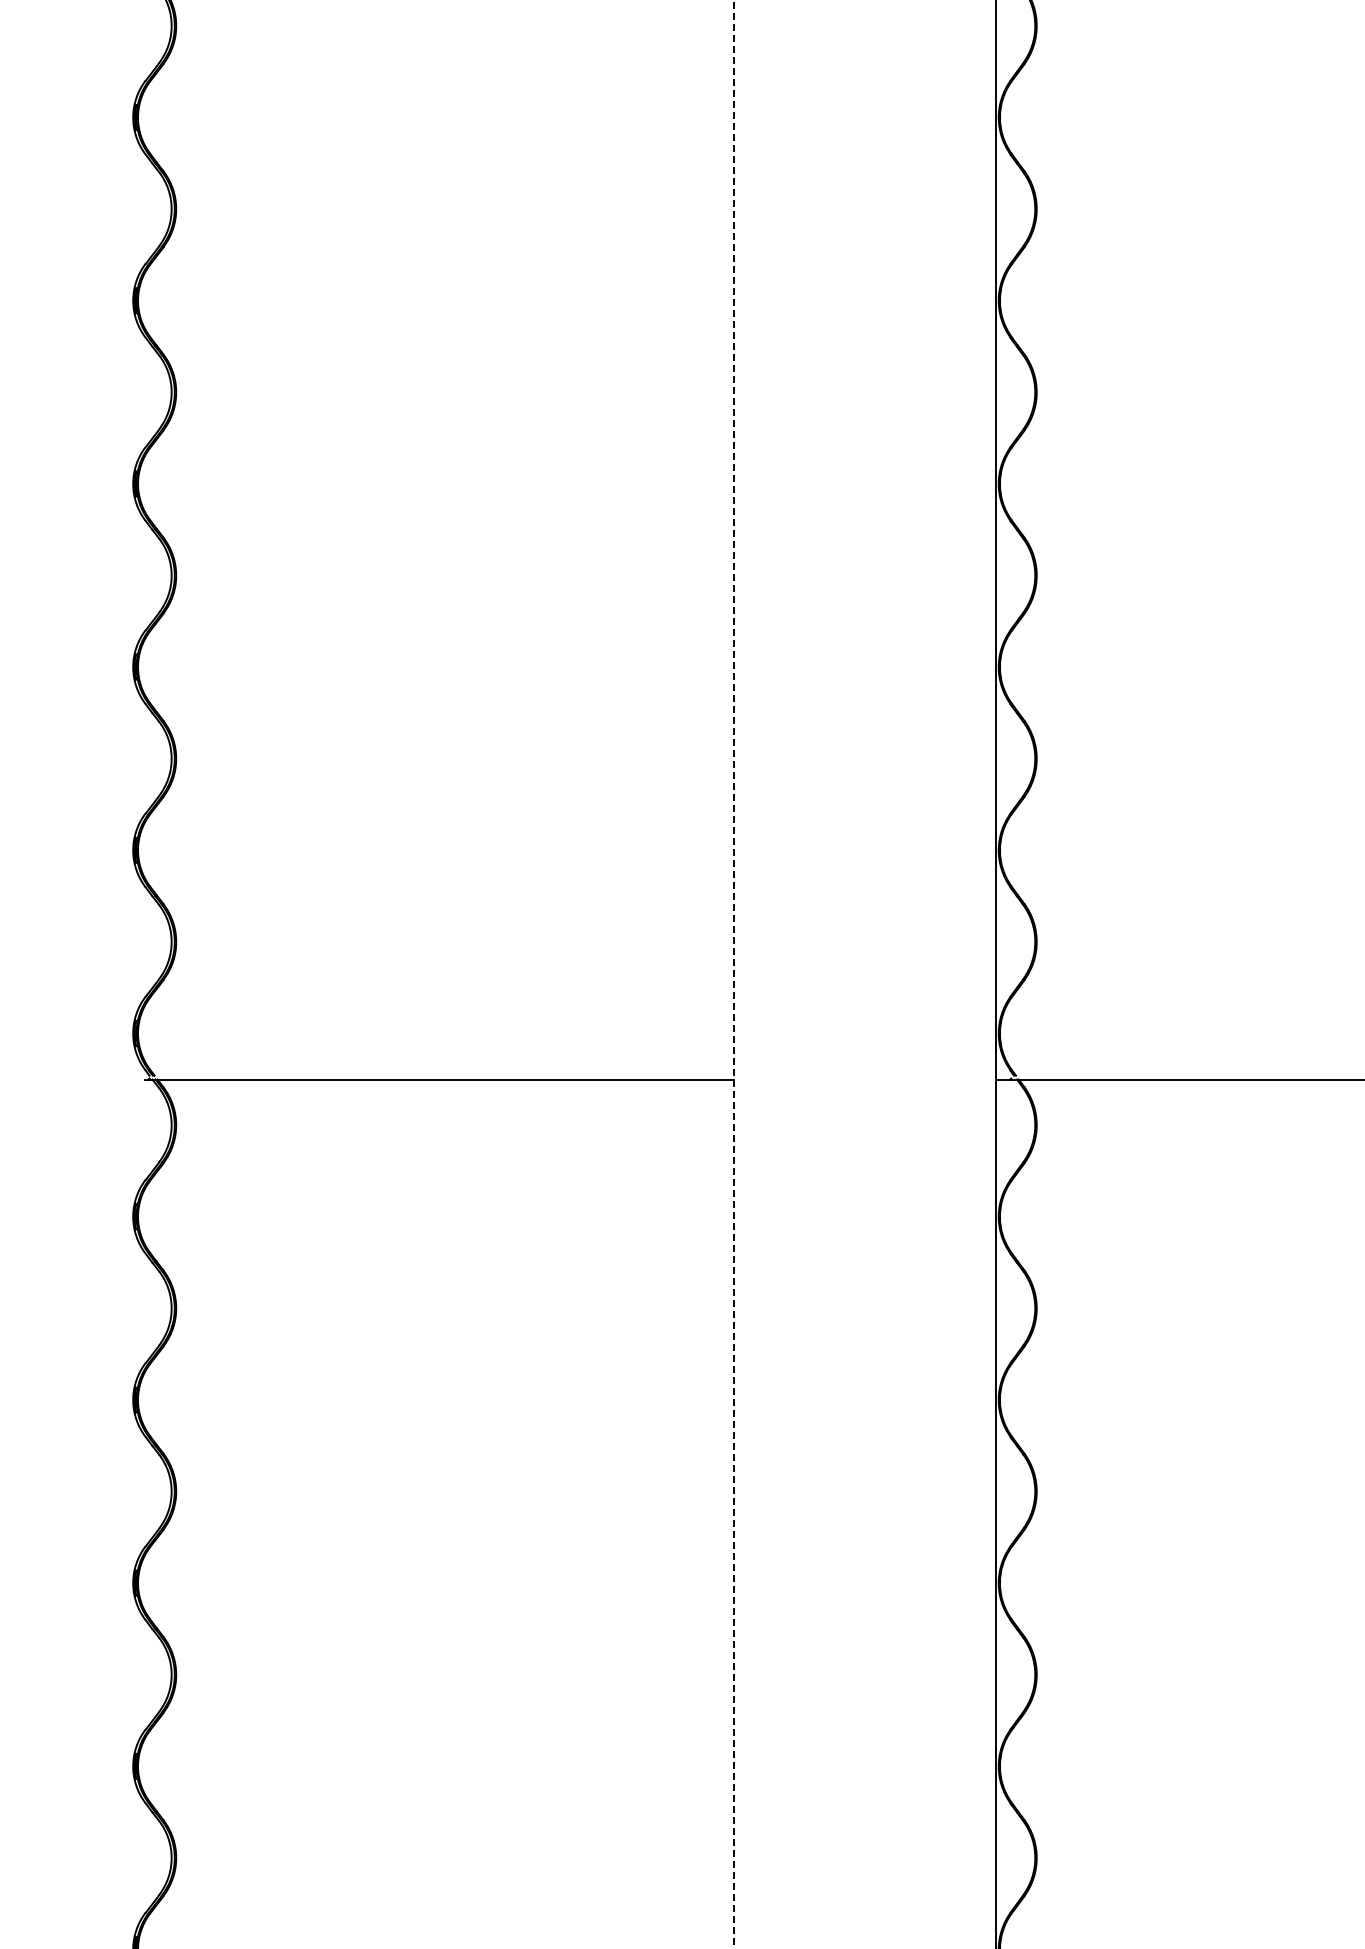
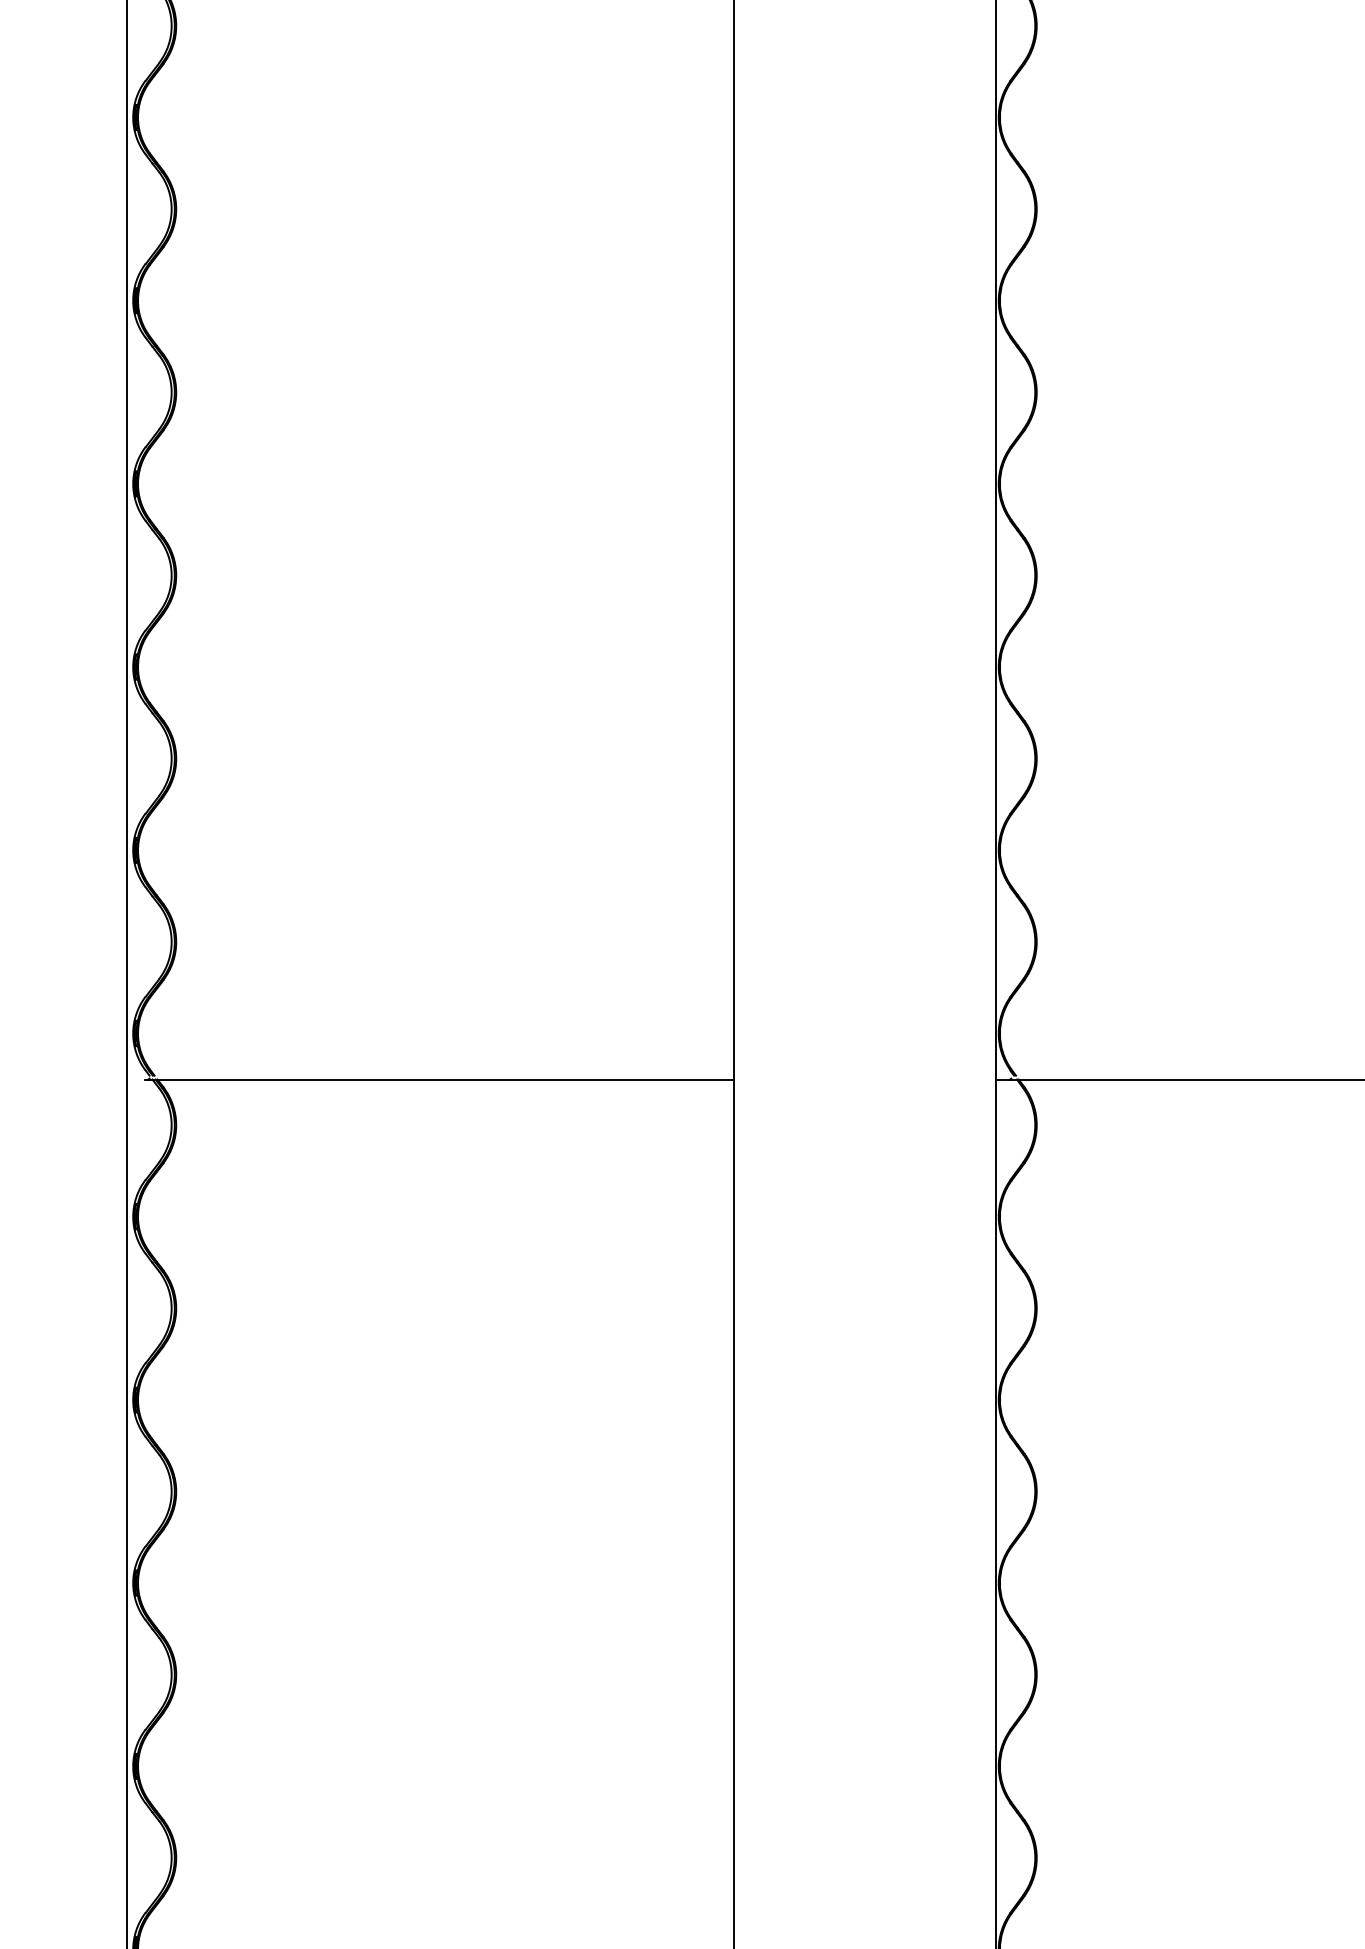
line: none -> present (126, 973)
line: dashed -> solid (733, 974)
